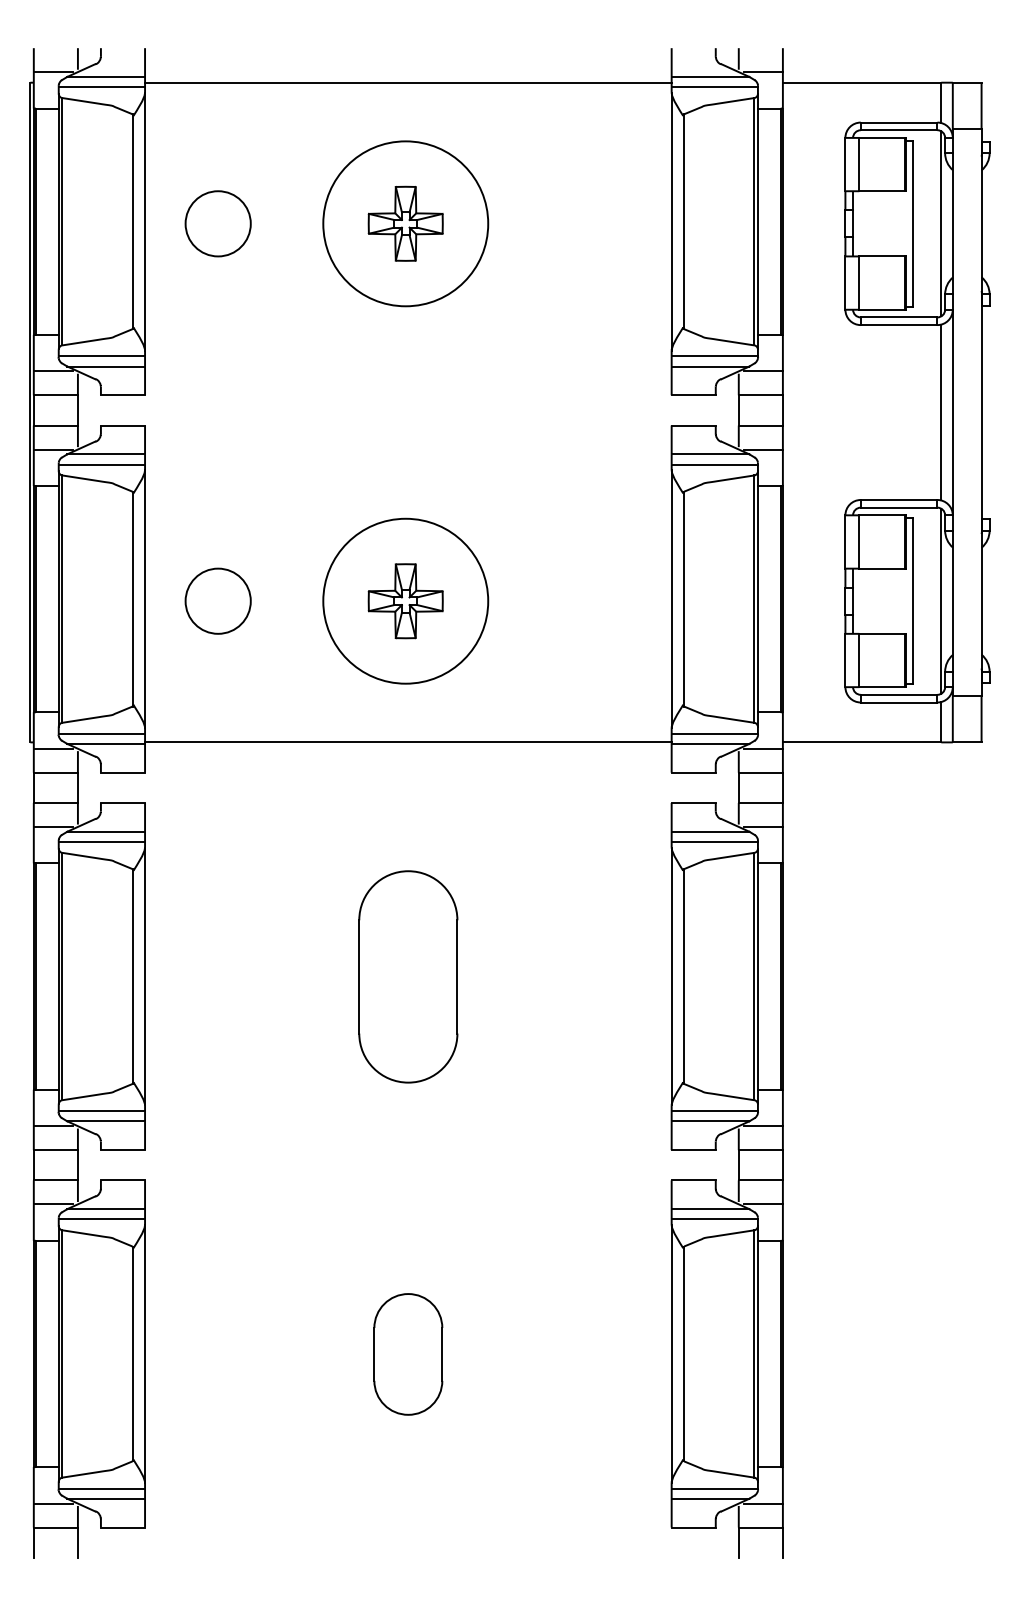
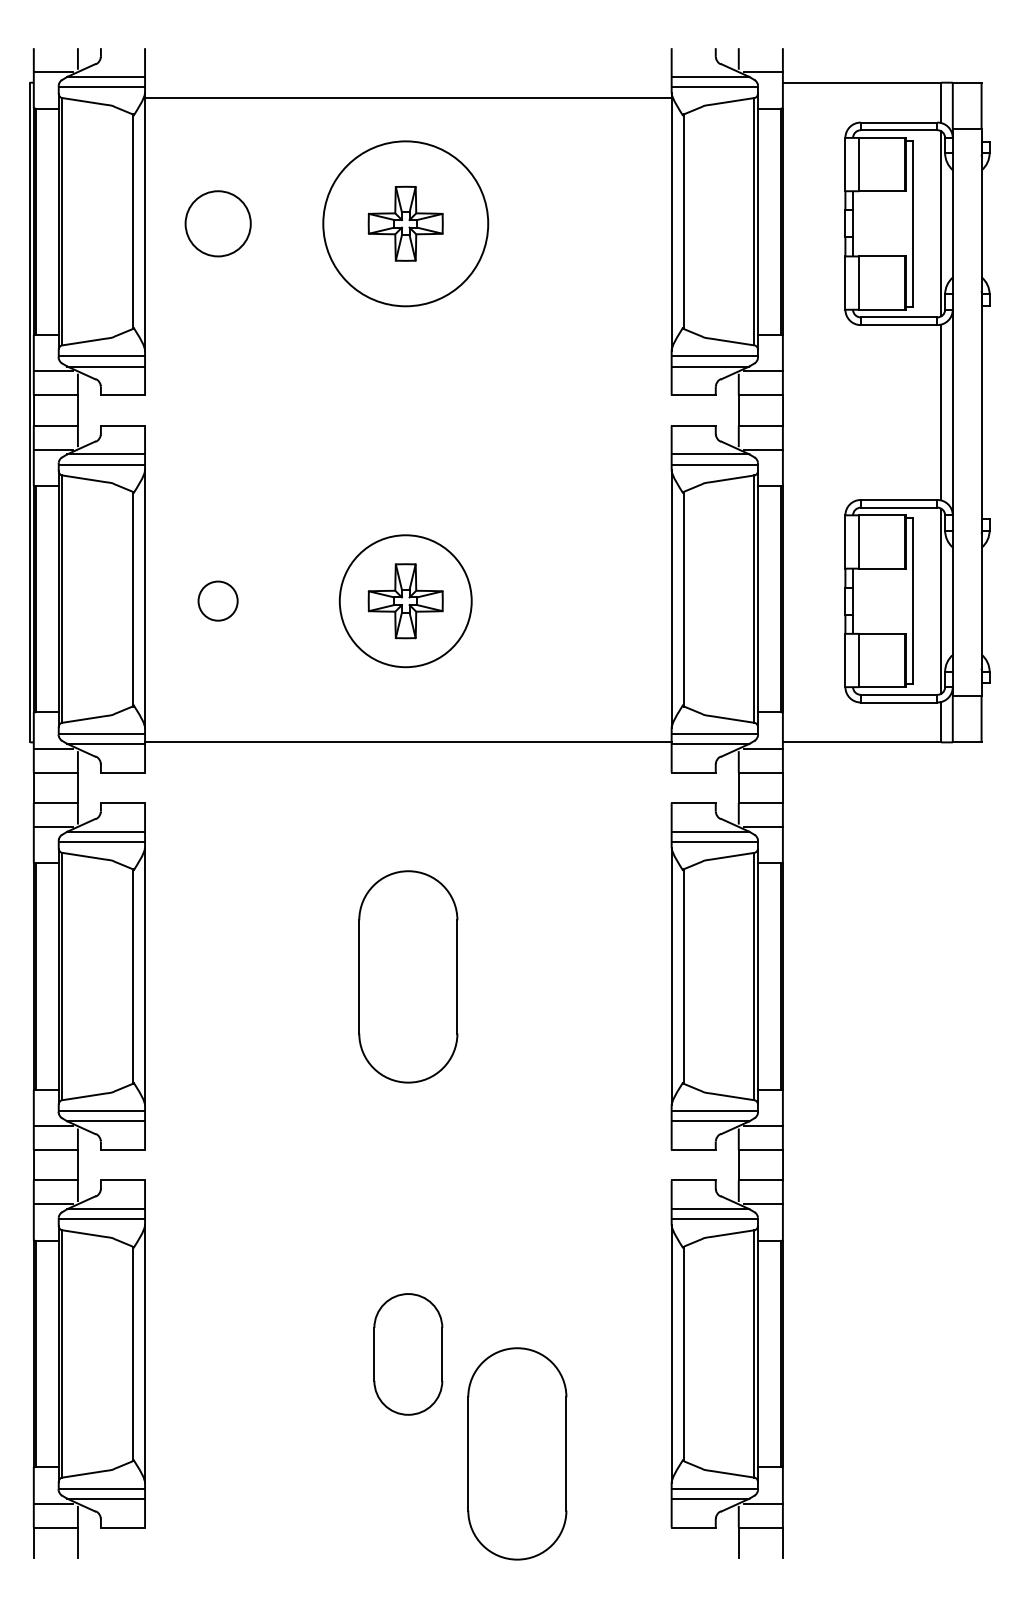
line position: (408, 82) -> (408, 97) (408, 97)
circle size: 68x68 px -> 42x42 px (217, 600)
circle diameter: 165 px -> 132 px (405, 601)
part: none -> present (517, 1453)
